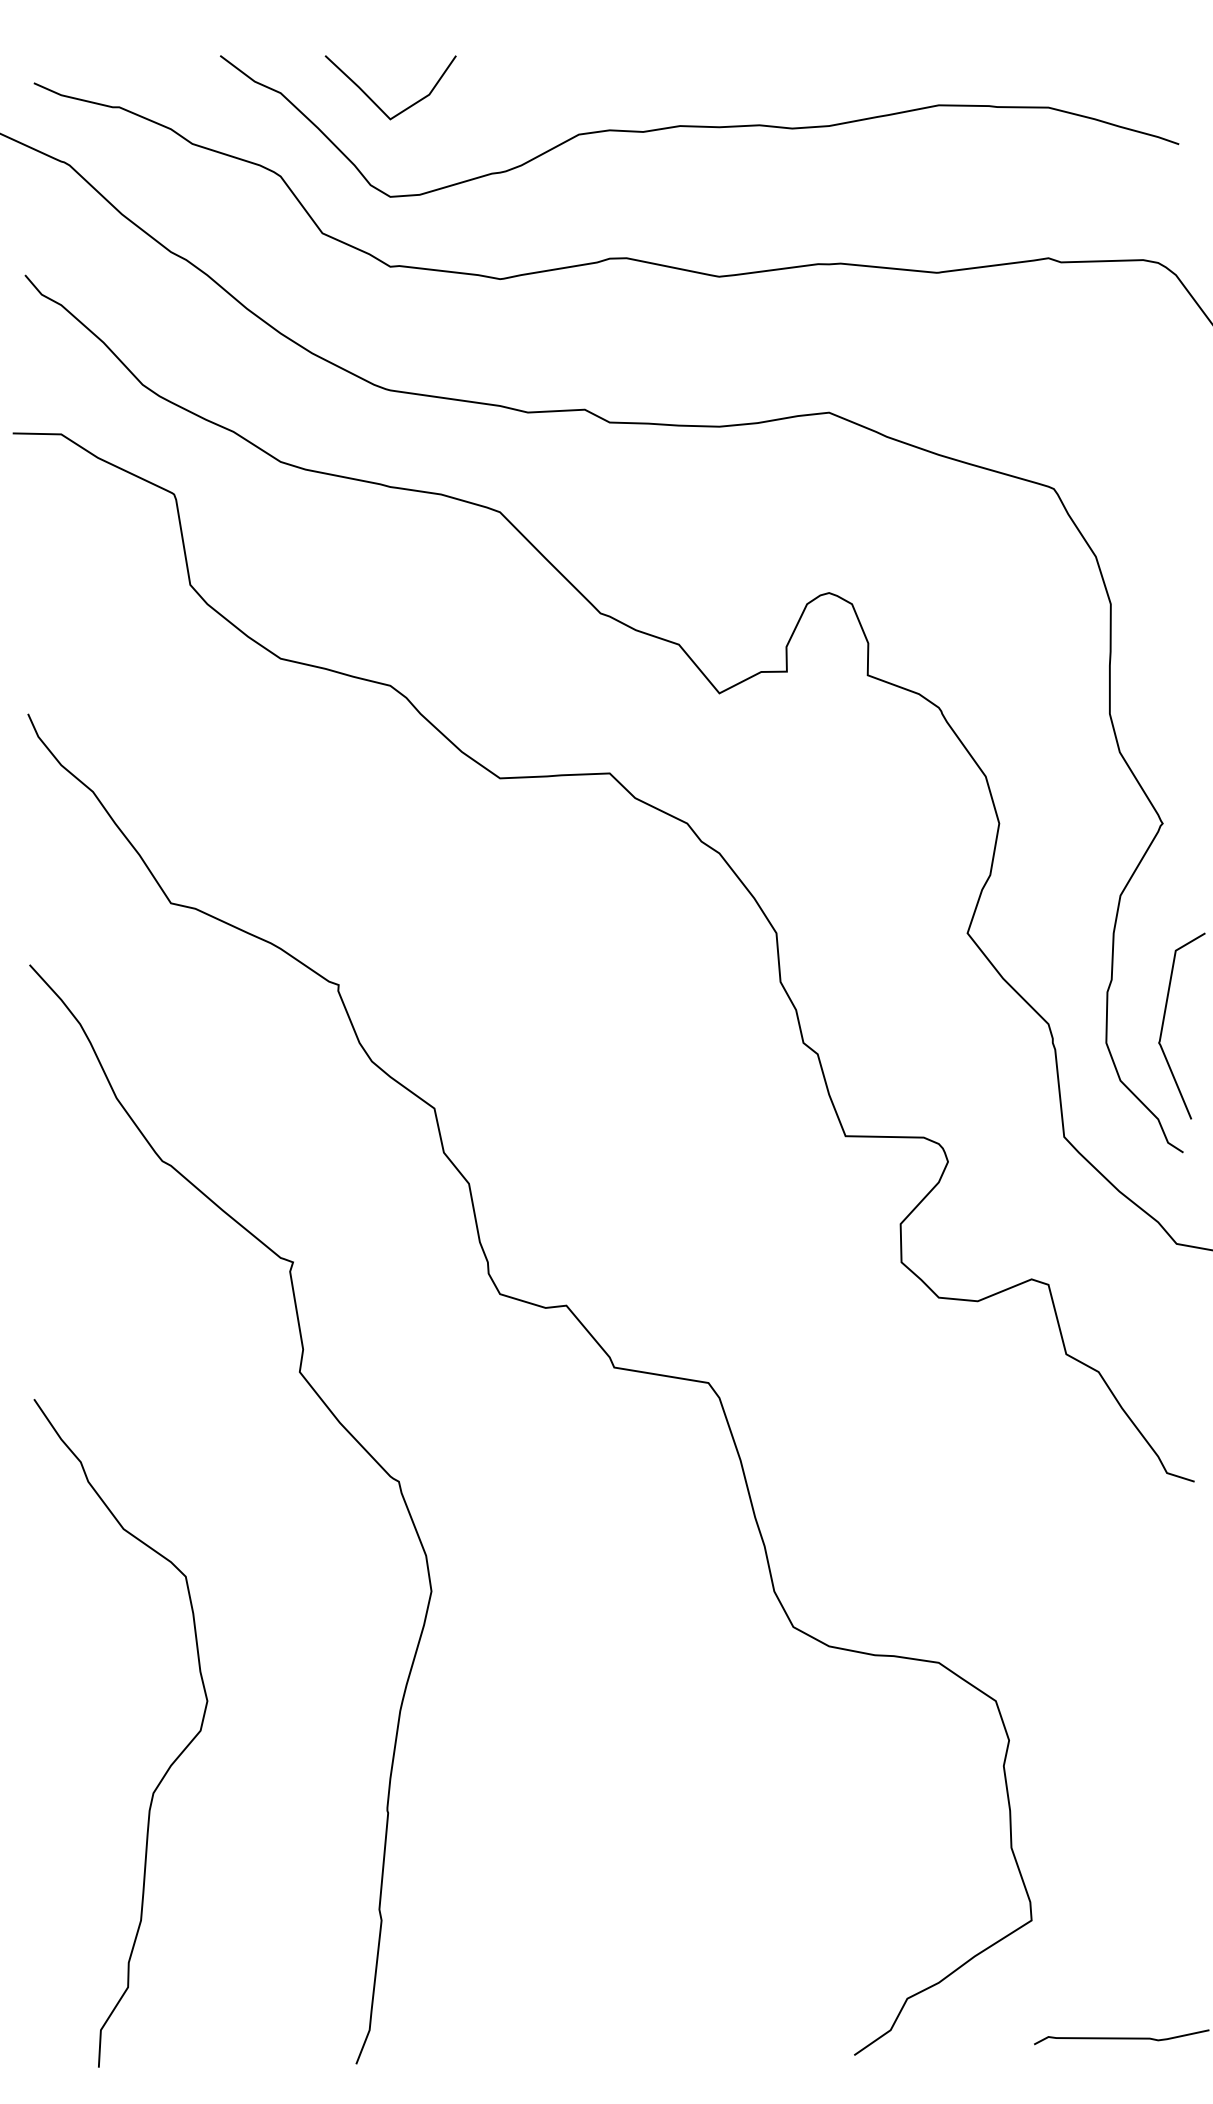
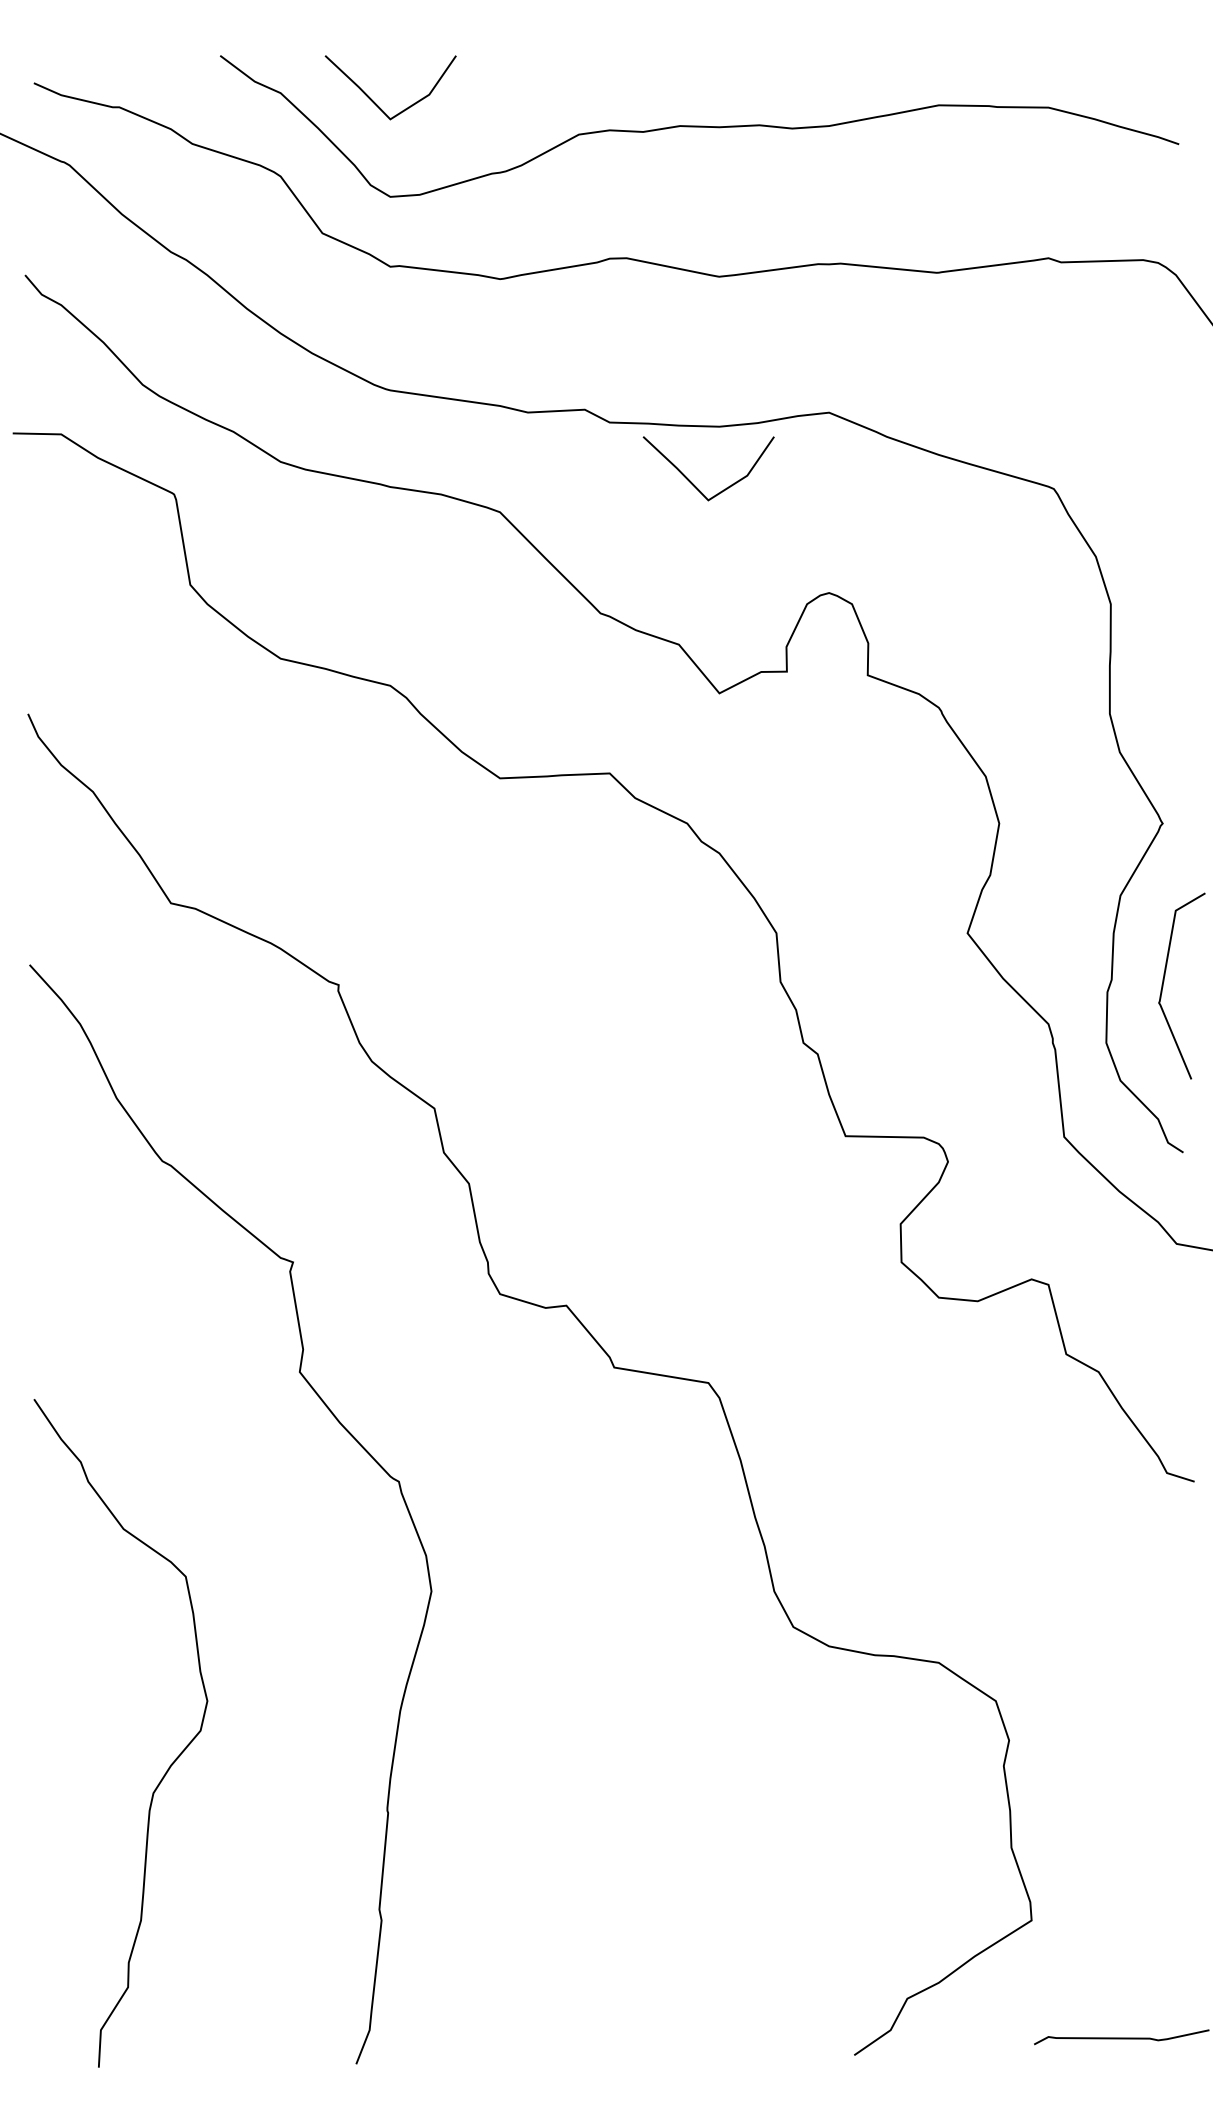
line: none -> present (693, 483)
curve position: (1164, 1021) -> (1164, 981) (1164, 981)
